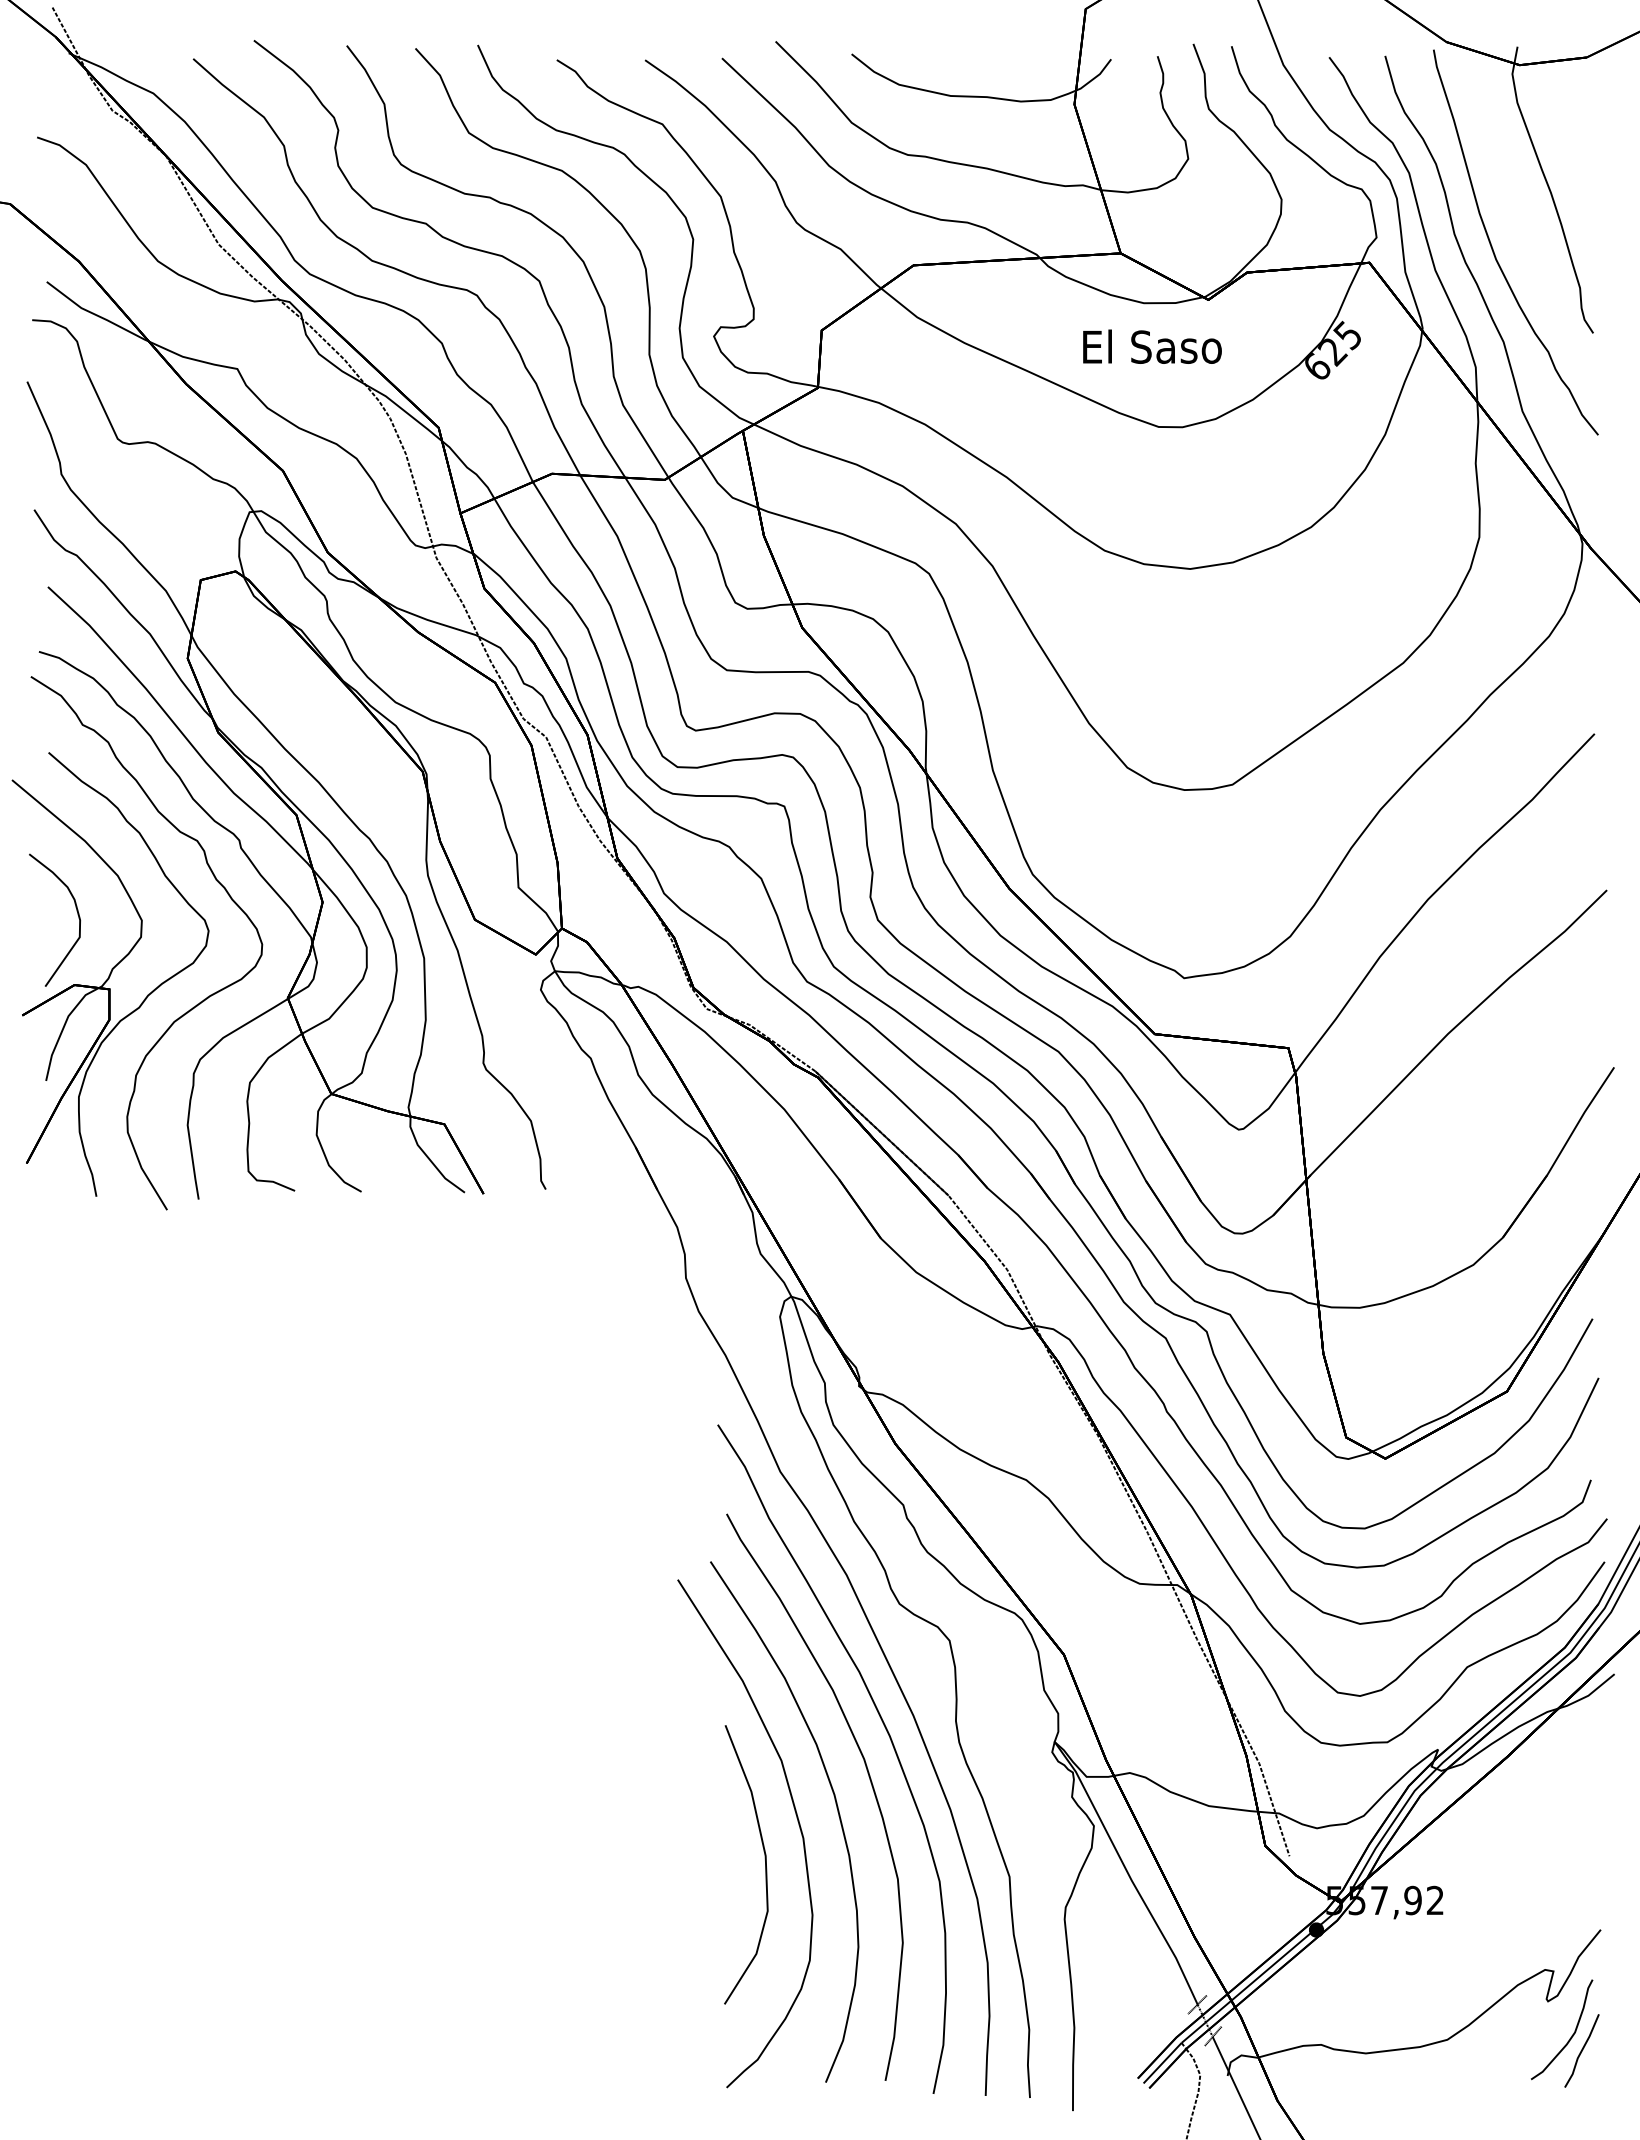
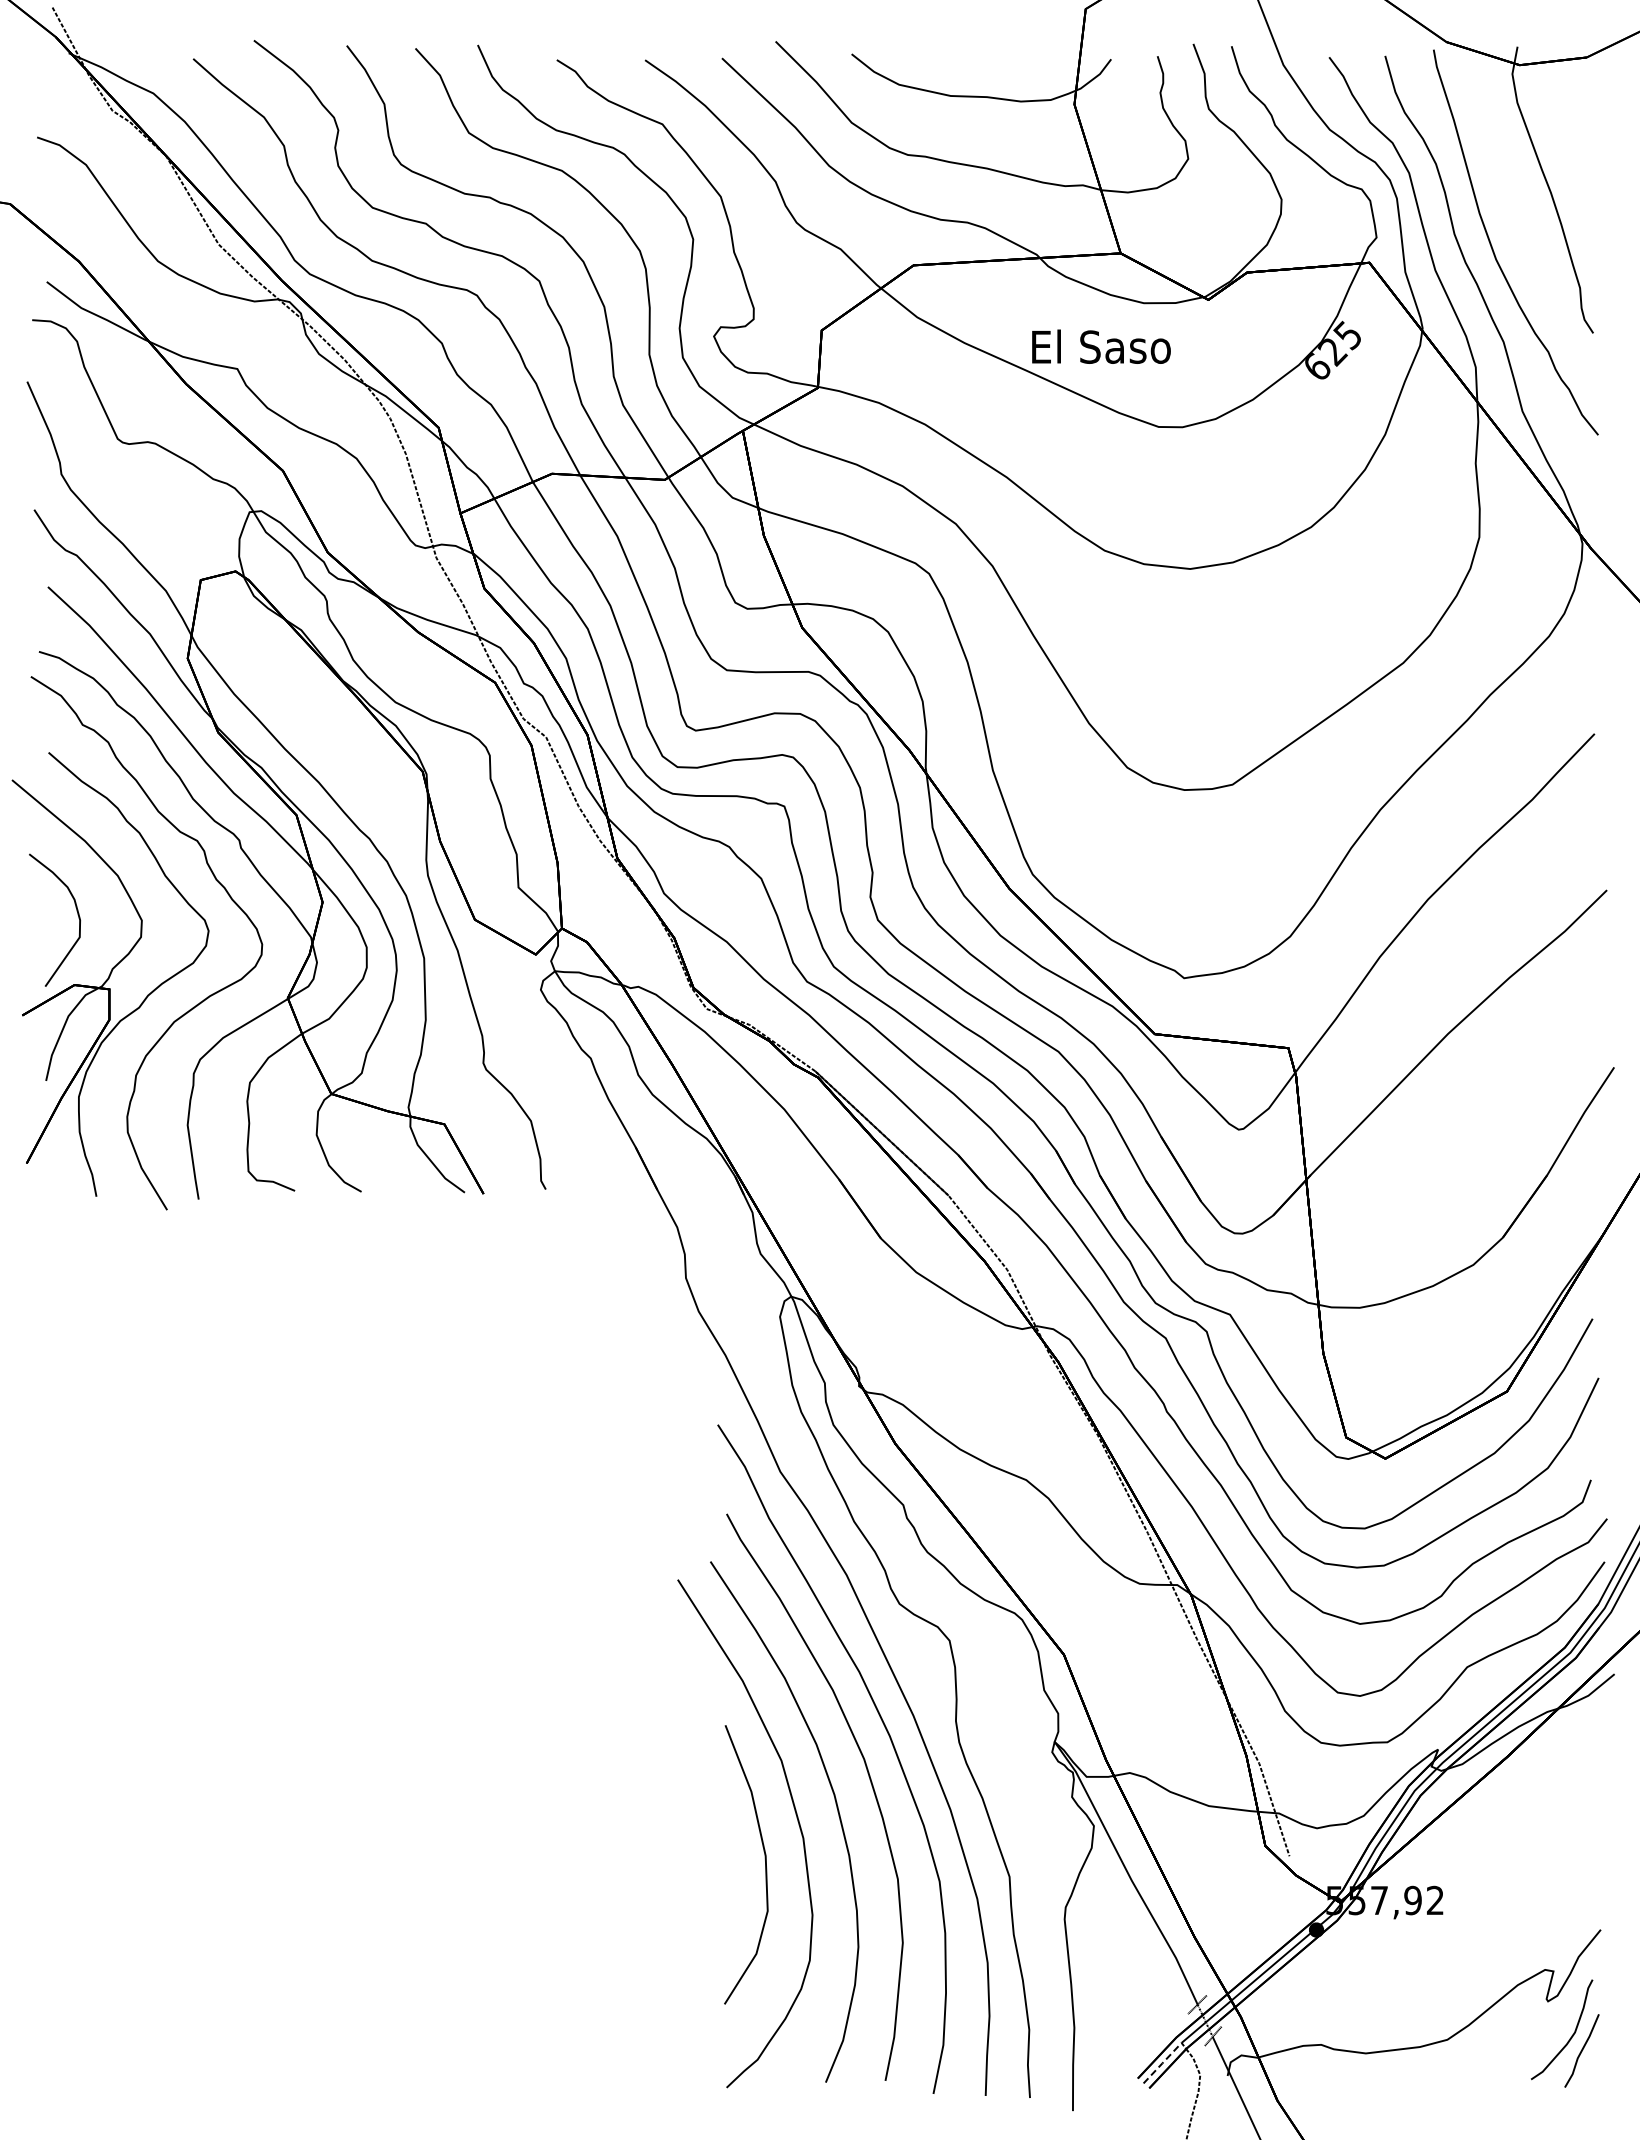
text position: (1152, 346) -> (1101, 346) (1101, 346)
line: solid -> dashed (1162, 2063)
